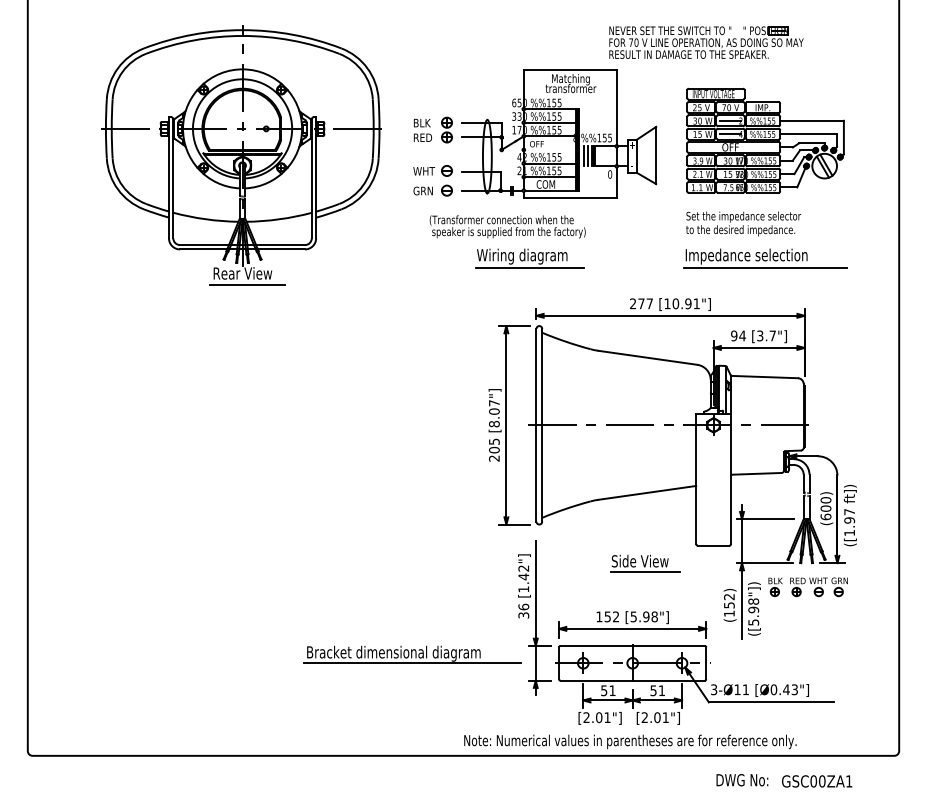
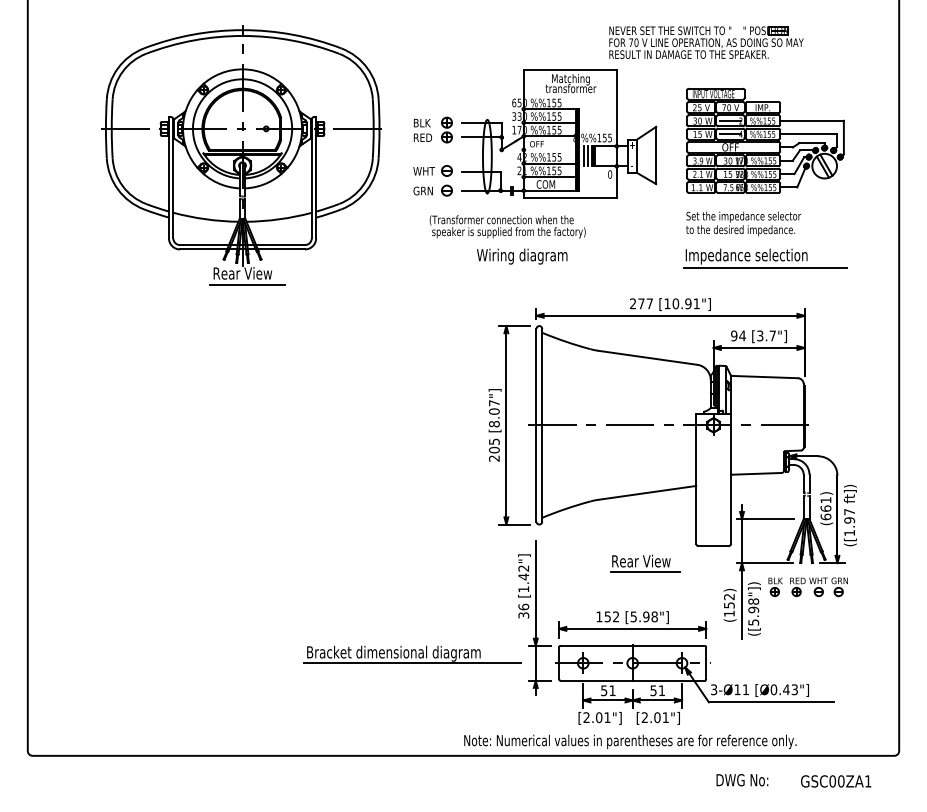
line: present -> none (529, 267)
text: (600) -> (661) (825, 504)
text: Side View -> Rear View (640, 560)
text position: (817, 781) -> (836, 781) (836, 781)
